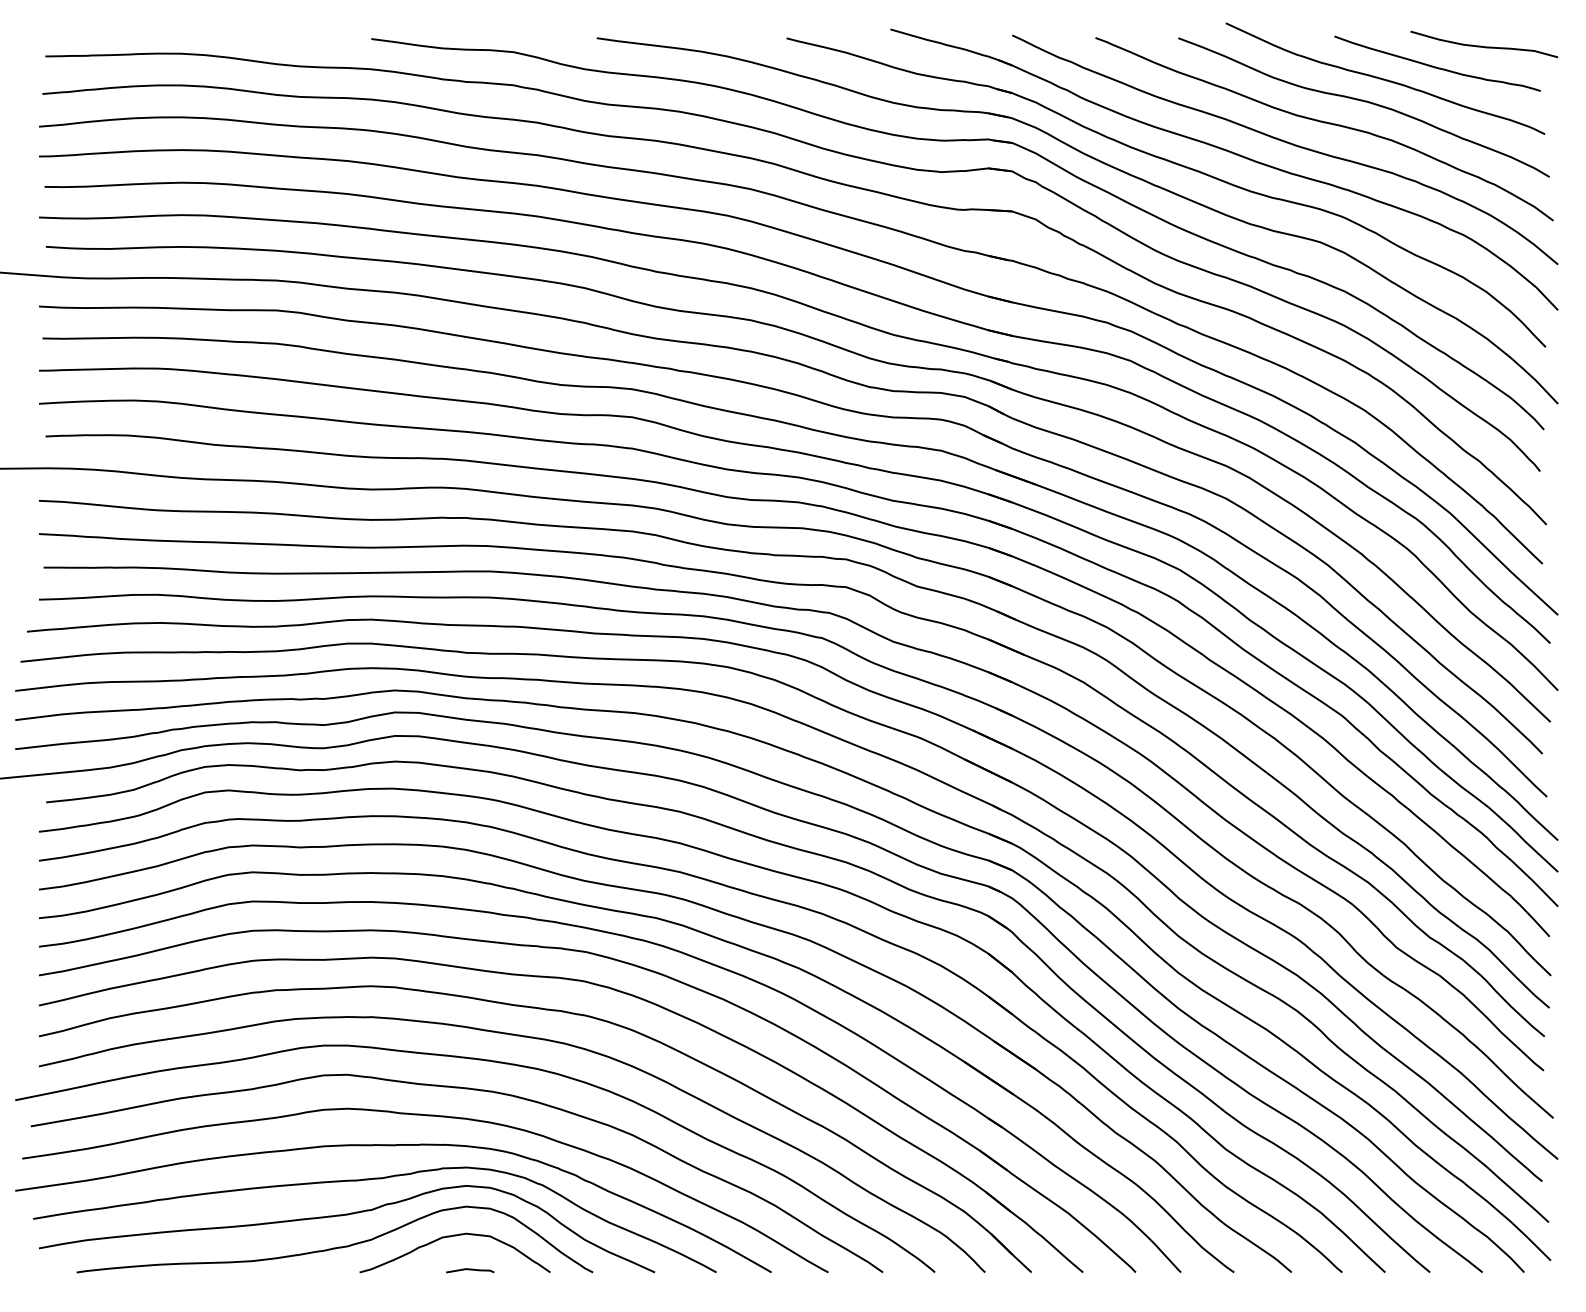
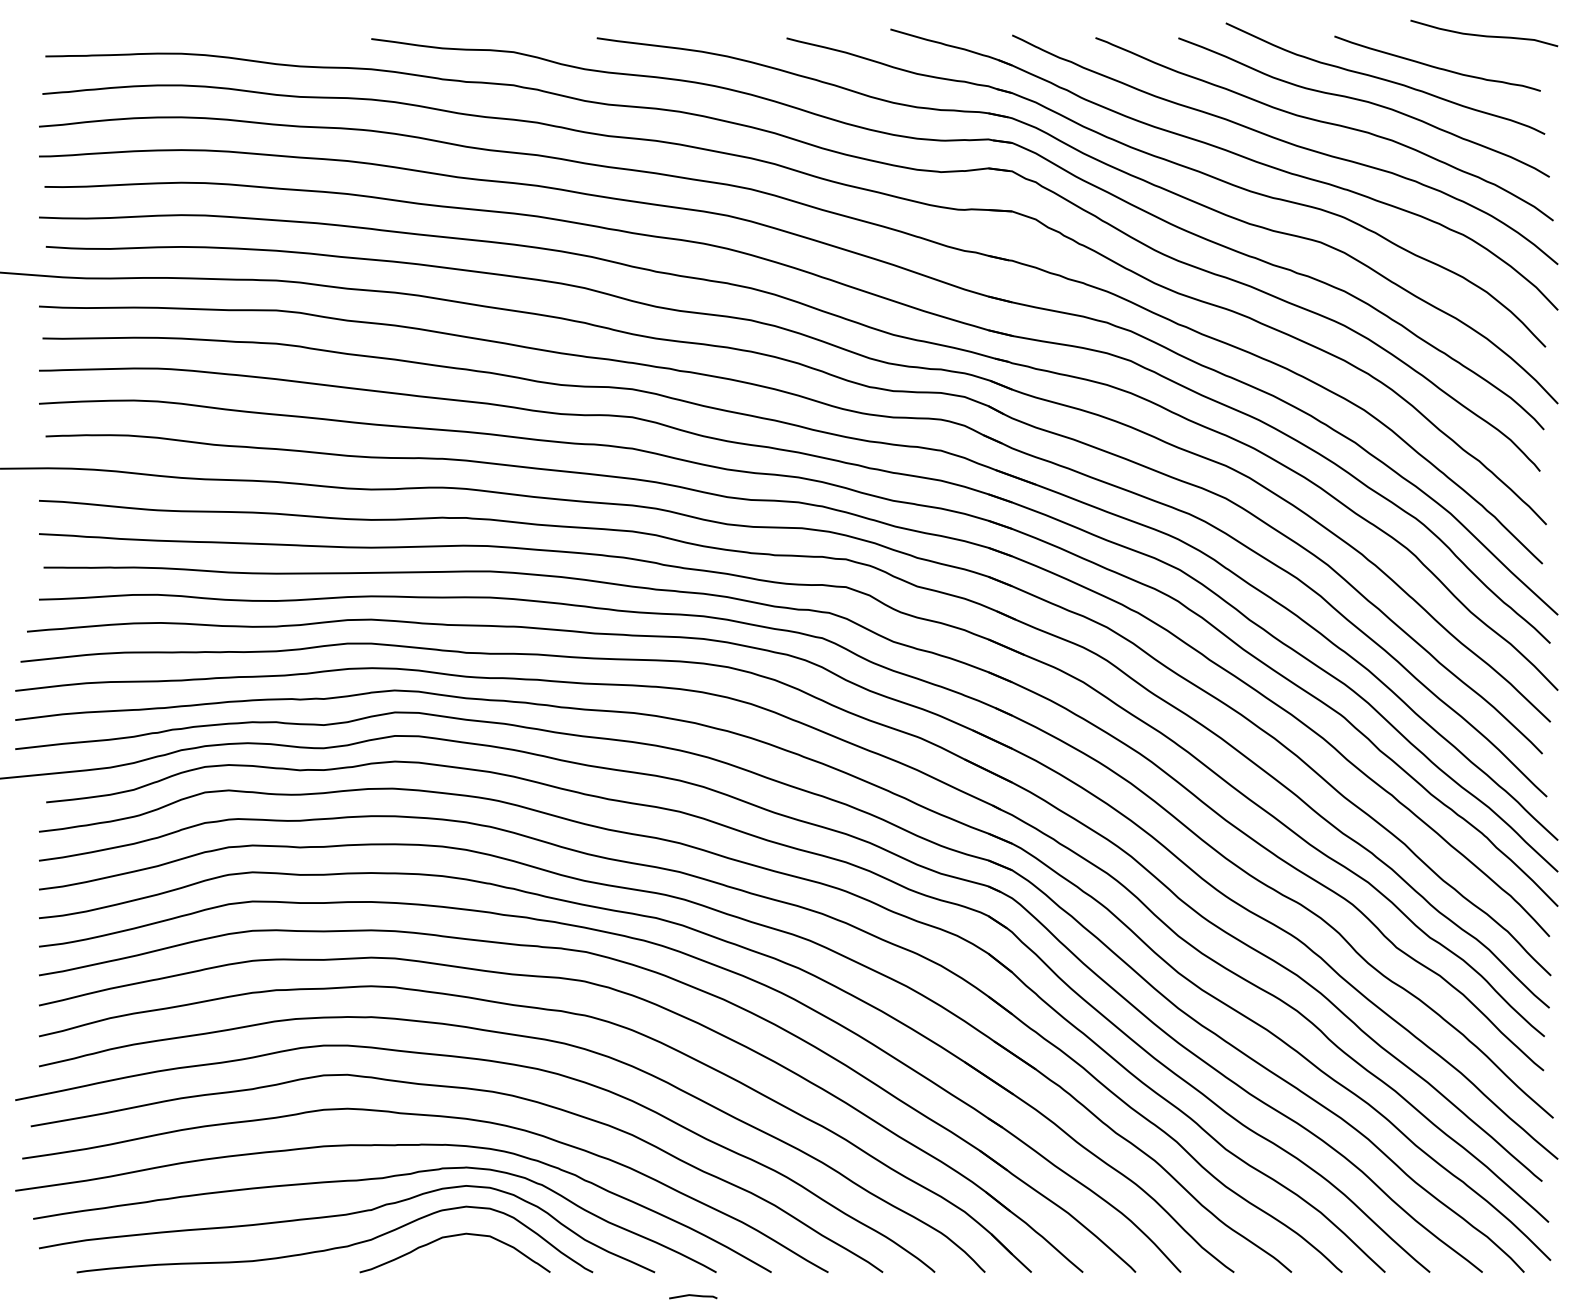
curve position: (1484, 46) -> (1484, 35) (1484, 35)
line position: (470, 1270) -> (693, 1296) (693, 1296)
